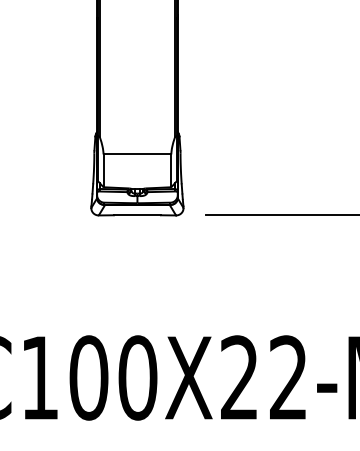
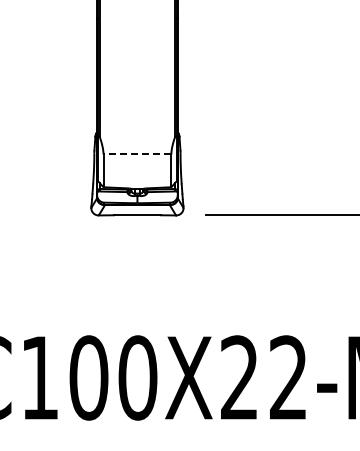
line: solid -> dashed (137, 154)
